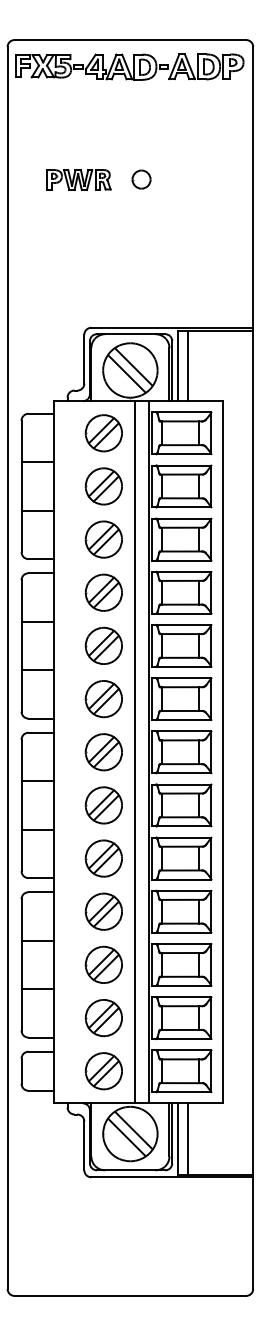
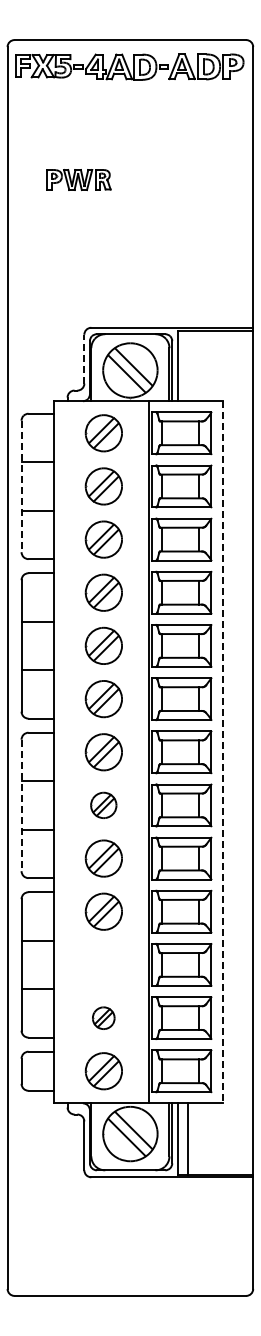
part: present -> none (141, 179)
line: solid -> dashed (84, 358)
line: present -> none (187, 365)
line: solid -> dashed (21, 486)
line: present -> none (135, 752)
line: solid -> dashed (222, 752)
line: solid -> dashed (21, 805)
part size: 39x39 px -> 28x28 px (103, 804)
part: present -> none (103, 964)
part size: 39x39 px -> 24x24 px (103, 1017)
